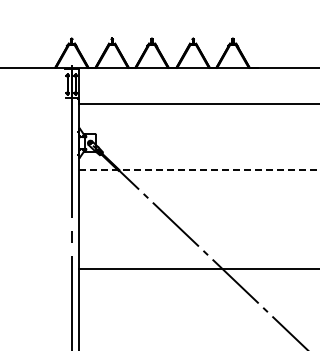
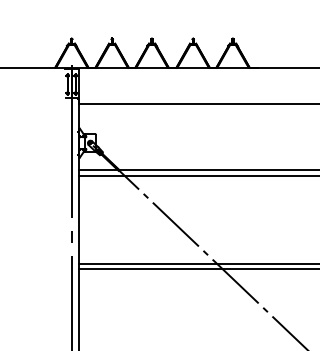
line: dashed -> solid (199, 170)
line: none -> present (197, 175)
line: none -> present (197, 263)
